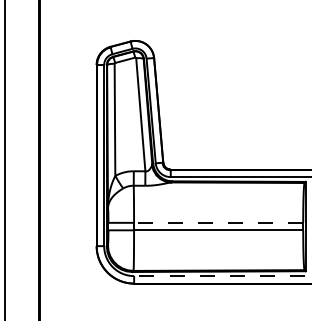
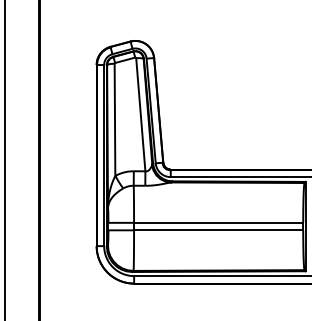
line: dashed -> solid (218, 222)
line: dashed -> solid (223, 276)
